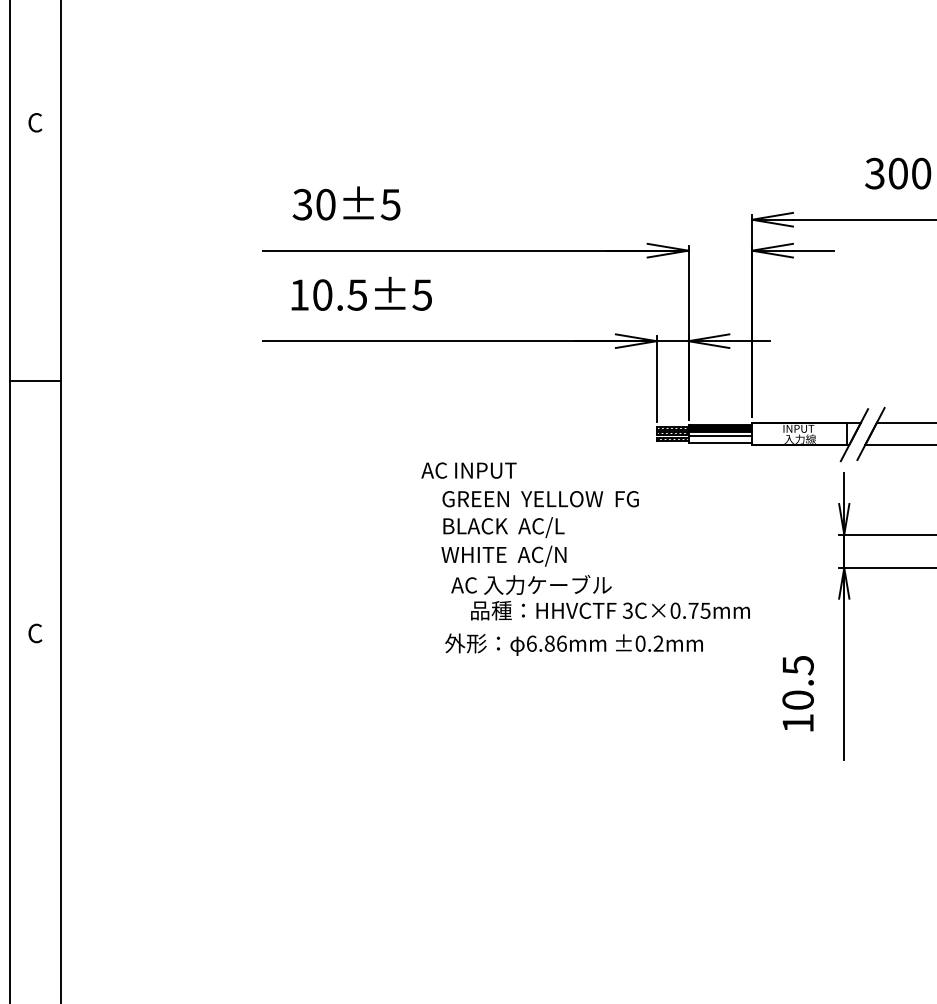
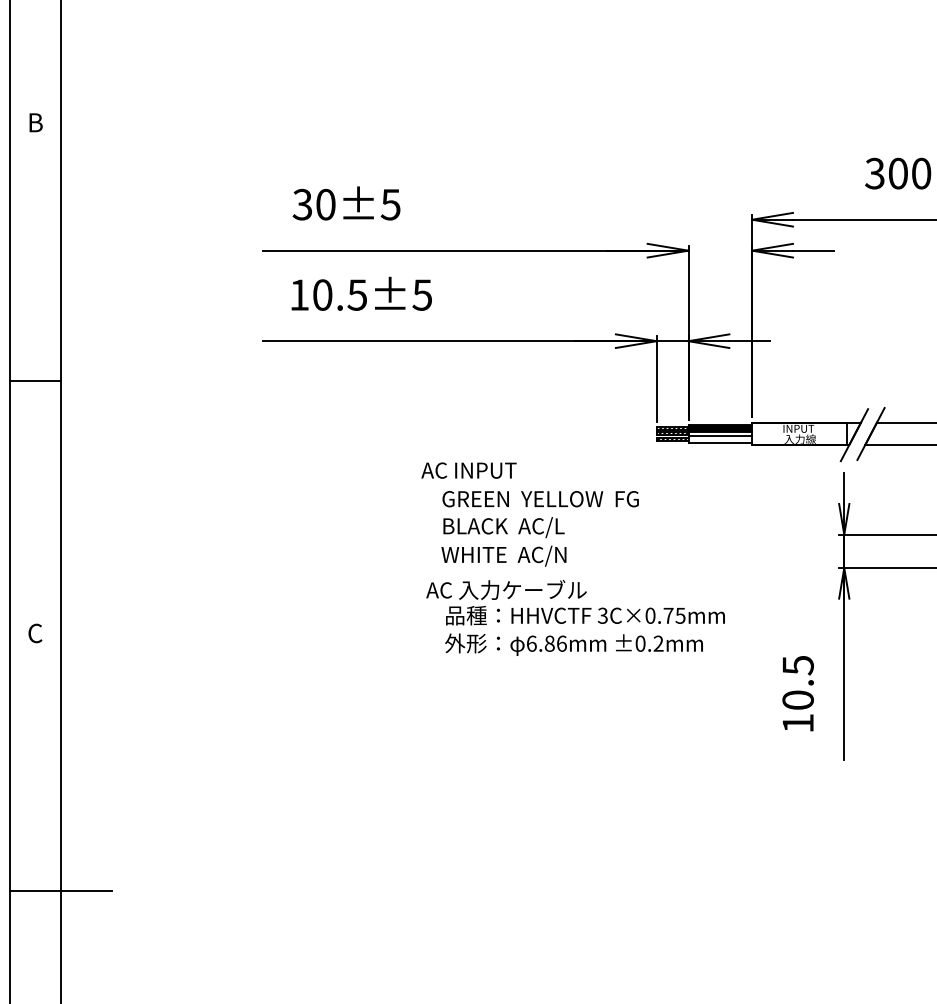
text: C -> B (35, 122)
text position: (600, 597) -> (575, 602) (575, 602)
line: none -> present (60, 891)
